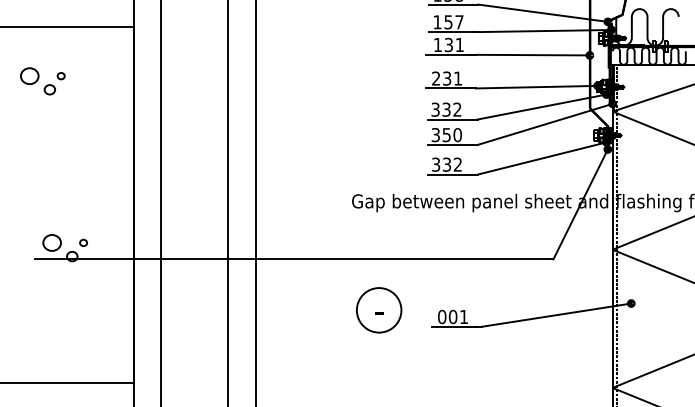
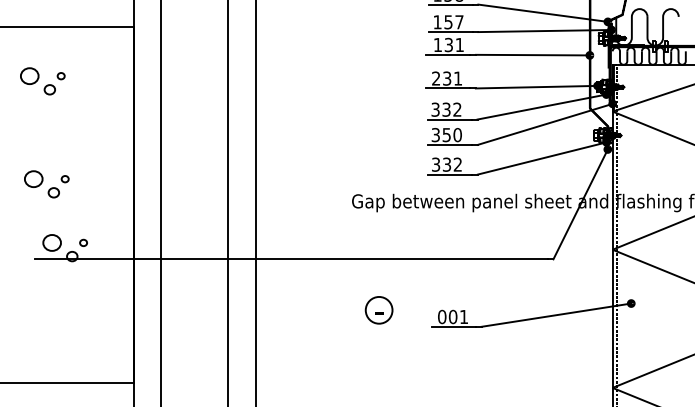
part: none -> present (46, 184)
circle diameter: 45 px -> 27 px (378, 309)
